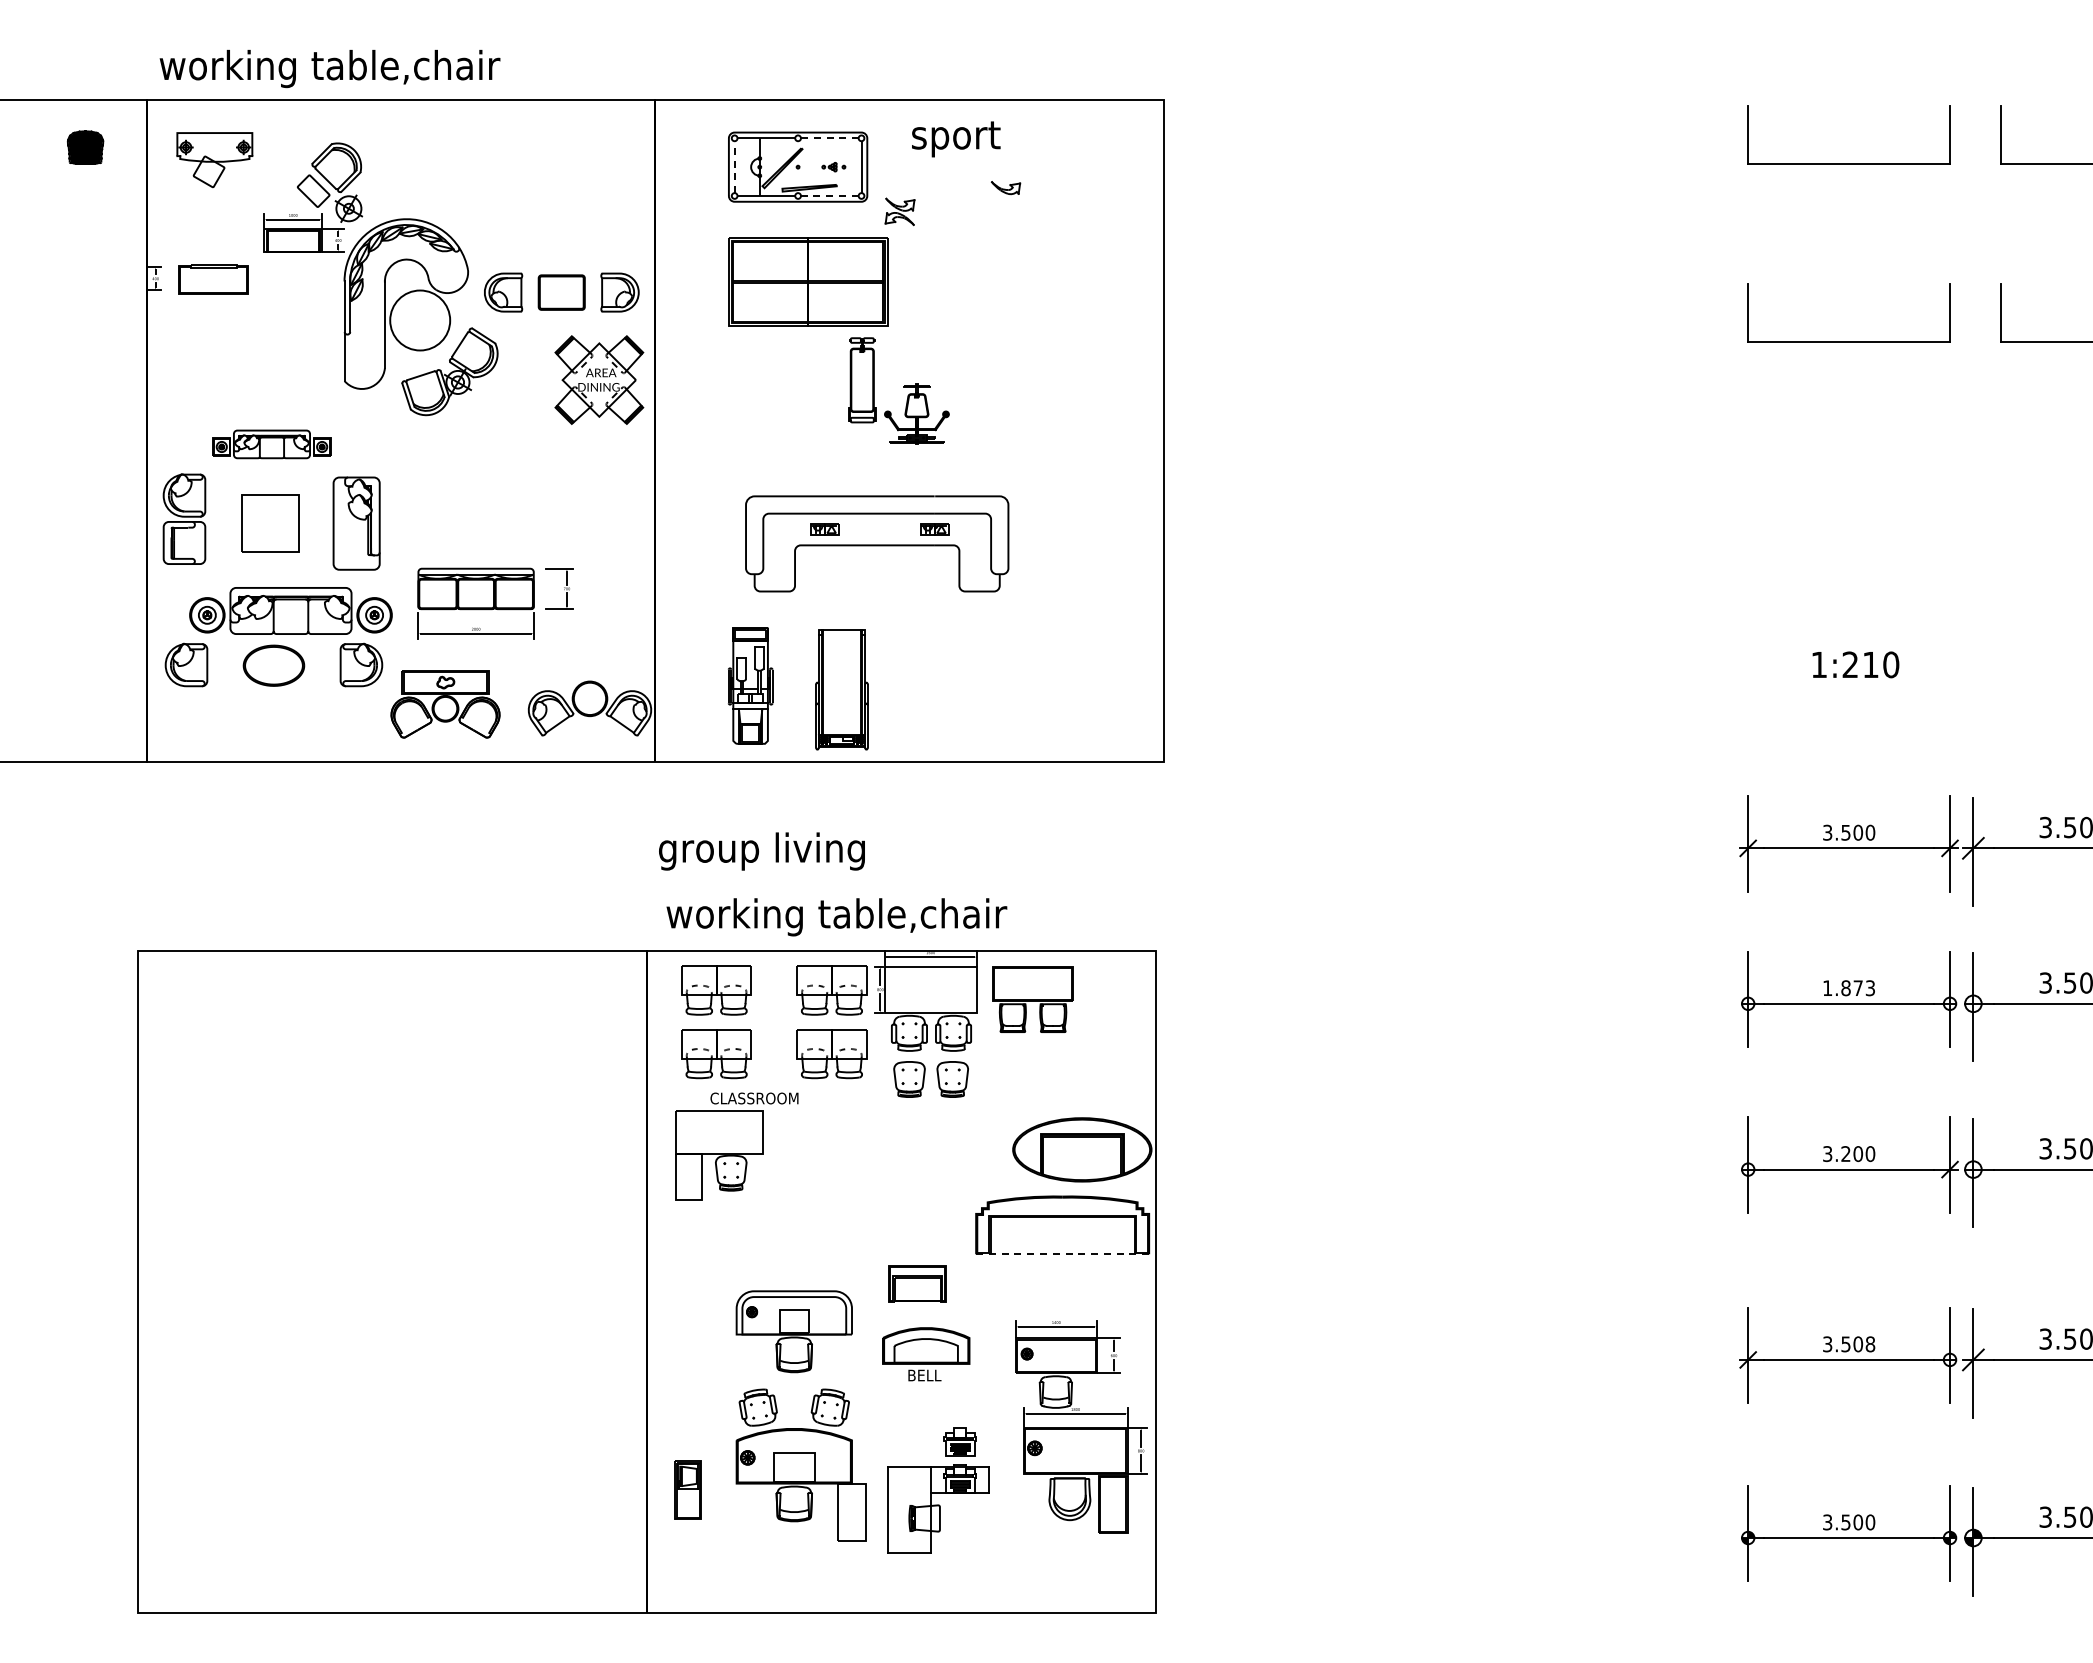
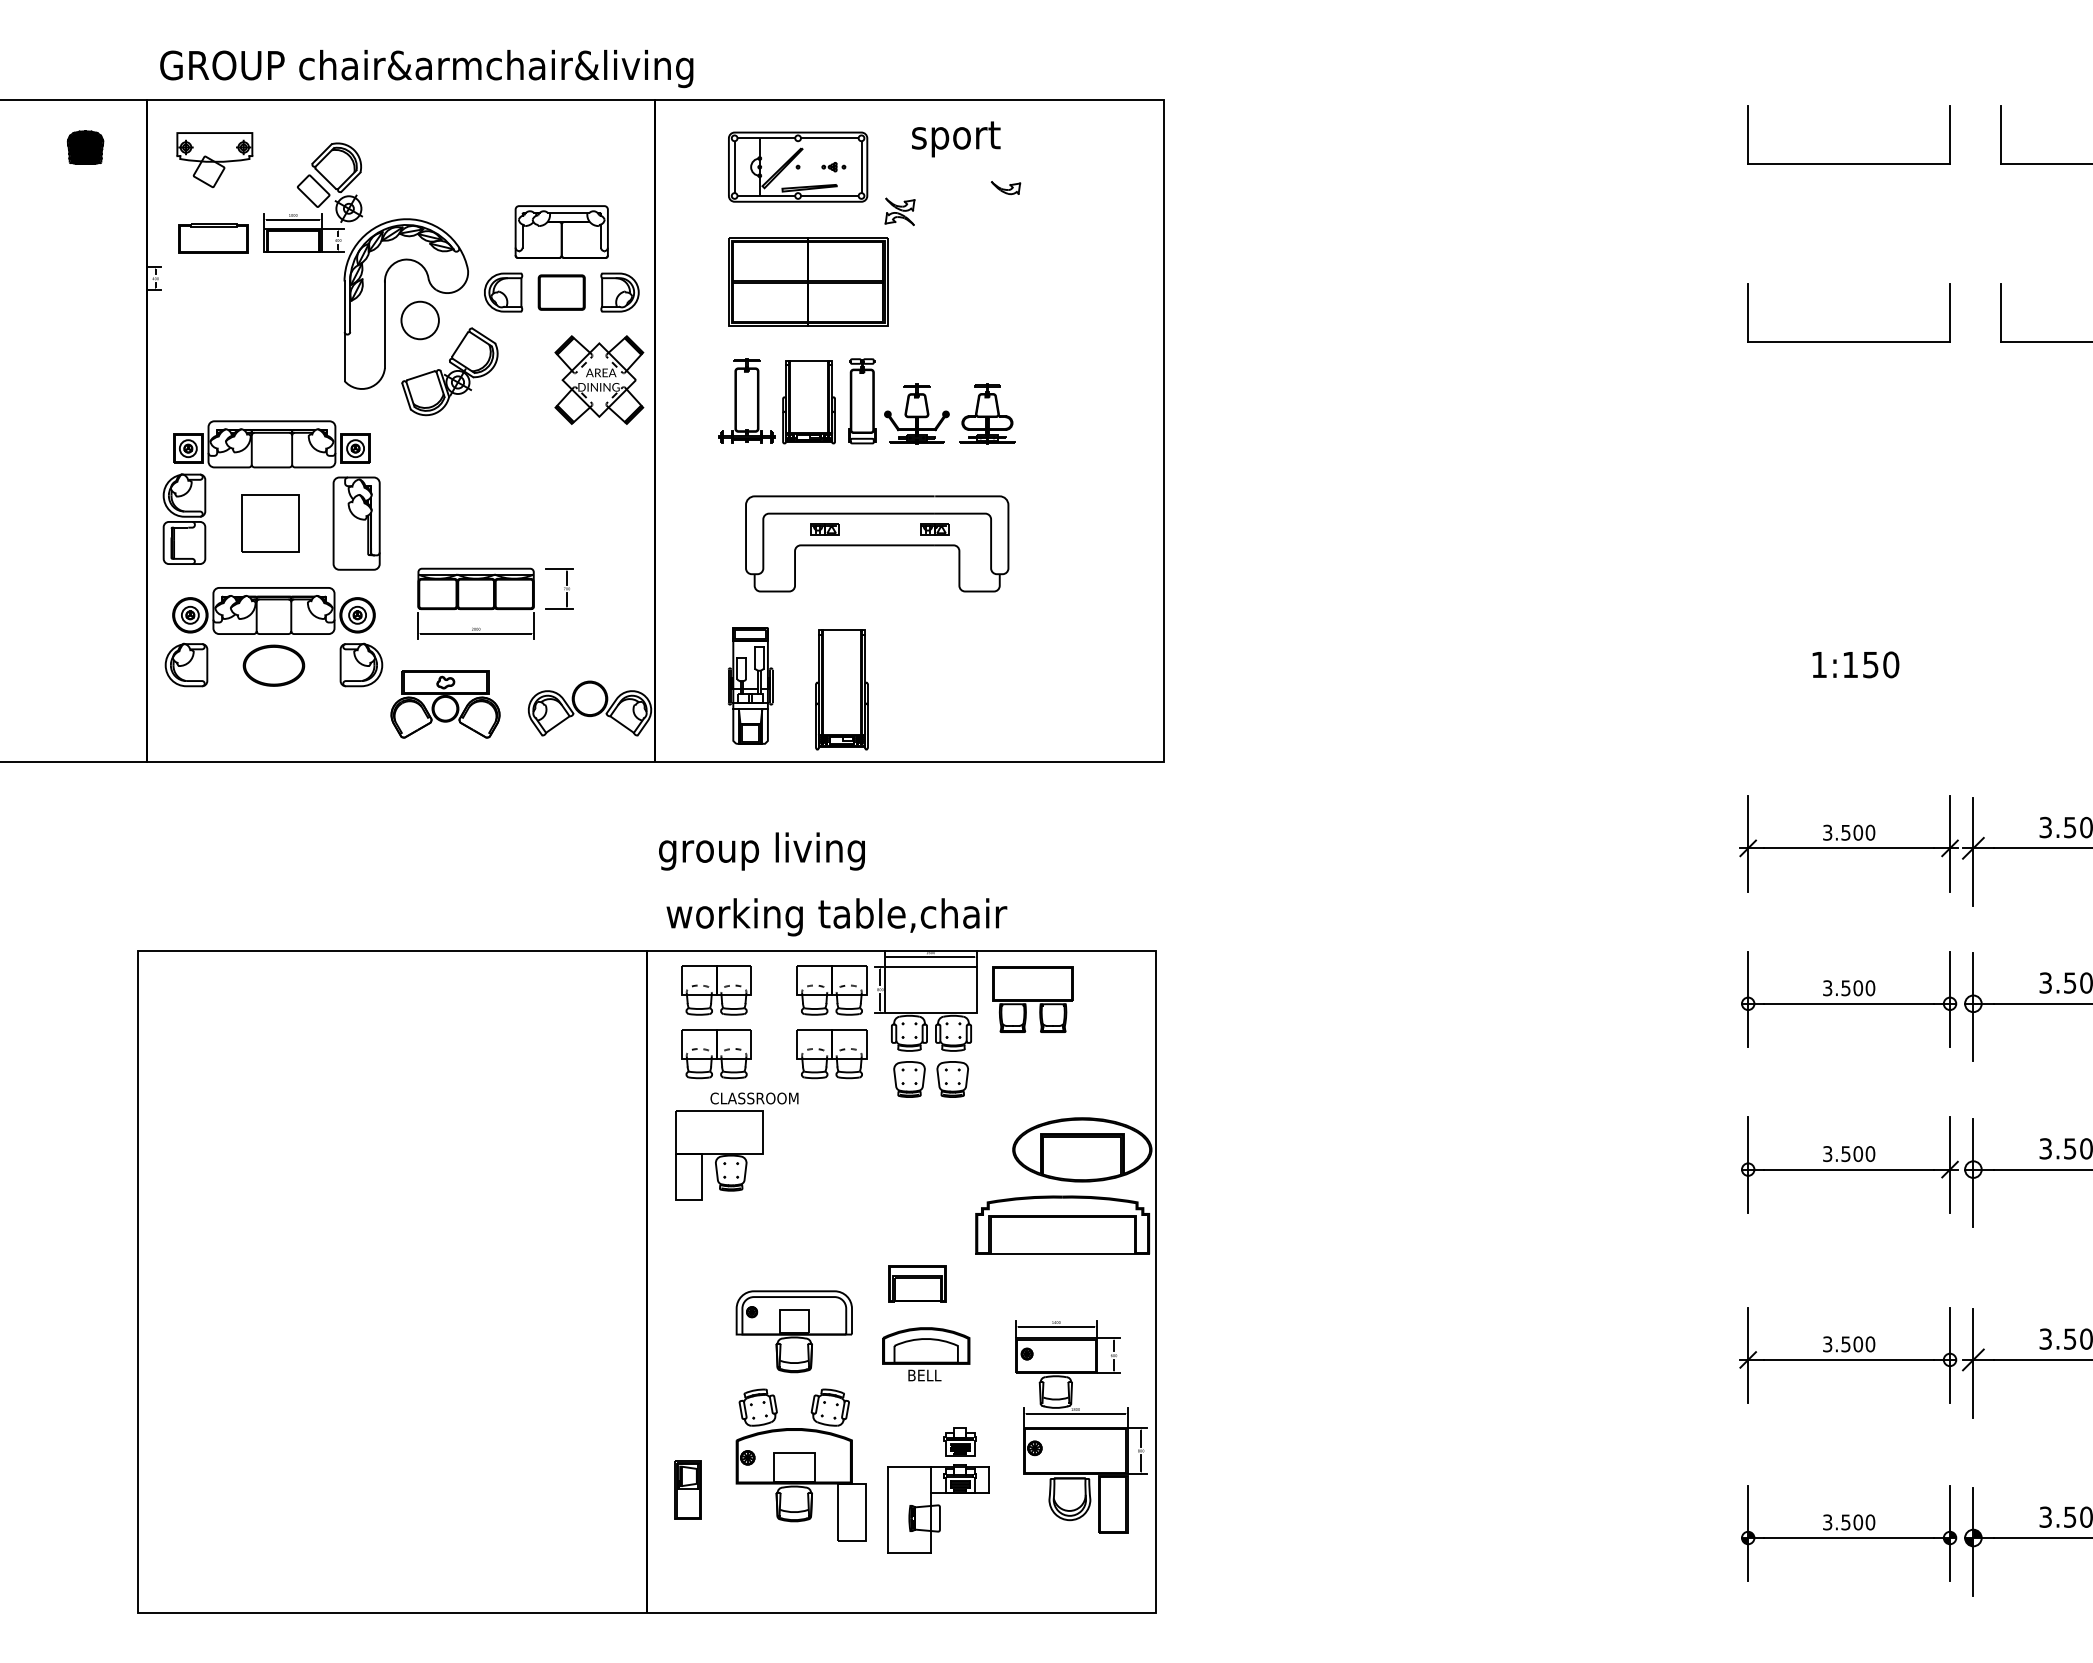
text: working table,chair -> GROUP chair&armchair&living (426, 68)
line: dashed -> solid (829, 138)
line: dashed -> solid (734, 167)
line: dashed -> solid (829, 196)
part: none -> present (561, 231)
part position: (213, 279) -> (213, 238) (213, 238)
circle diameter: 60 px -> 37 px (419, 320)
part position: (862, 380) -> (862, 401) (862, 401)
part: none -> present (776, 401)
part: none -> present (987, 413)
part size: 120x31 px -> 198x49 px (271, 444)
part position: (290, 610) -> (273, 610) (273, 610)
text: 1:210 -> 1:150 (1860, 664)
text: 1.873 -> 3.500 (1849, 988)
text: 3.200 -> 3.500 (1845, 1154)
line: dashed -> solid (1062, 1254)
text: 3.508 -> 3.500 (1870, 1343)
